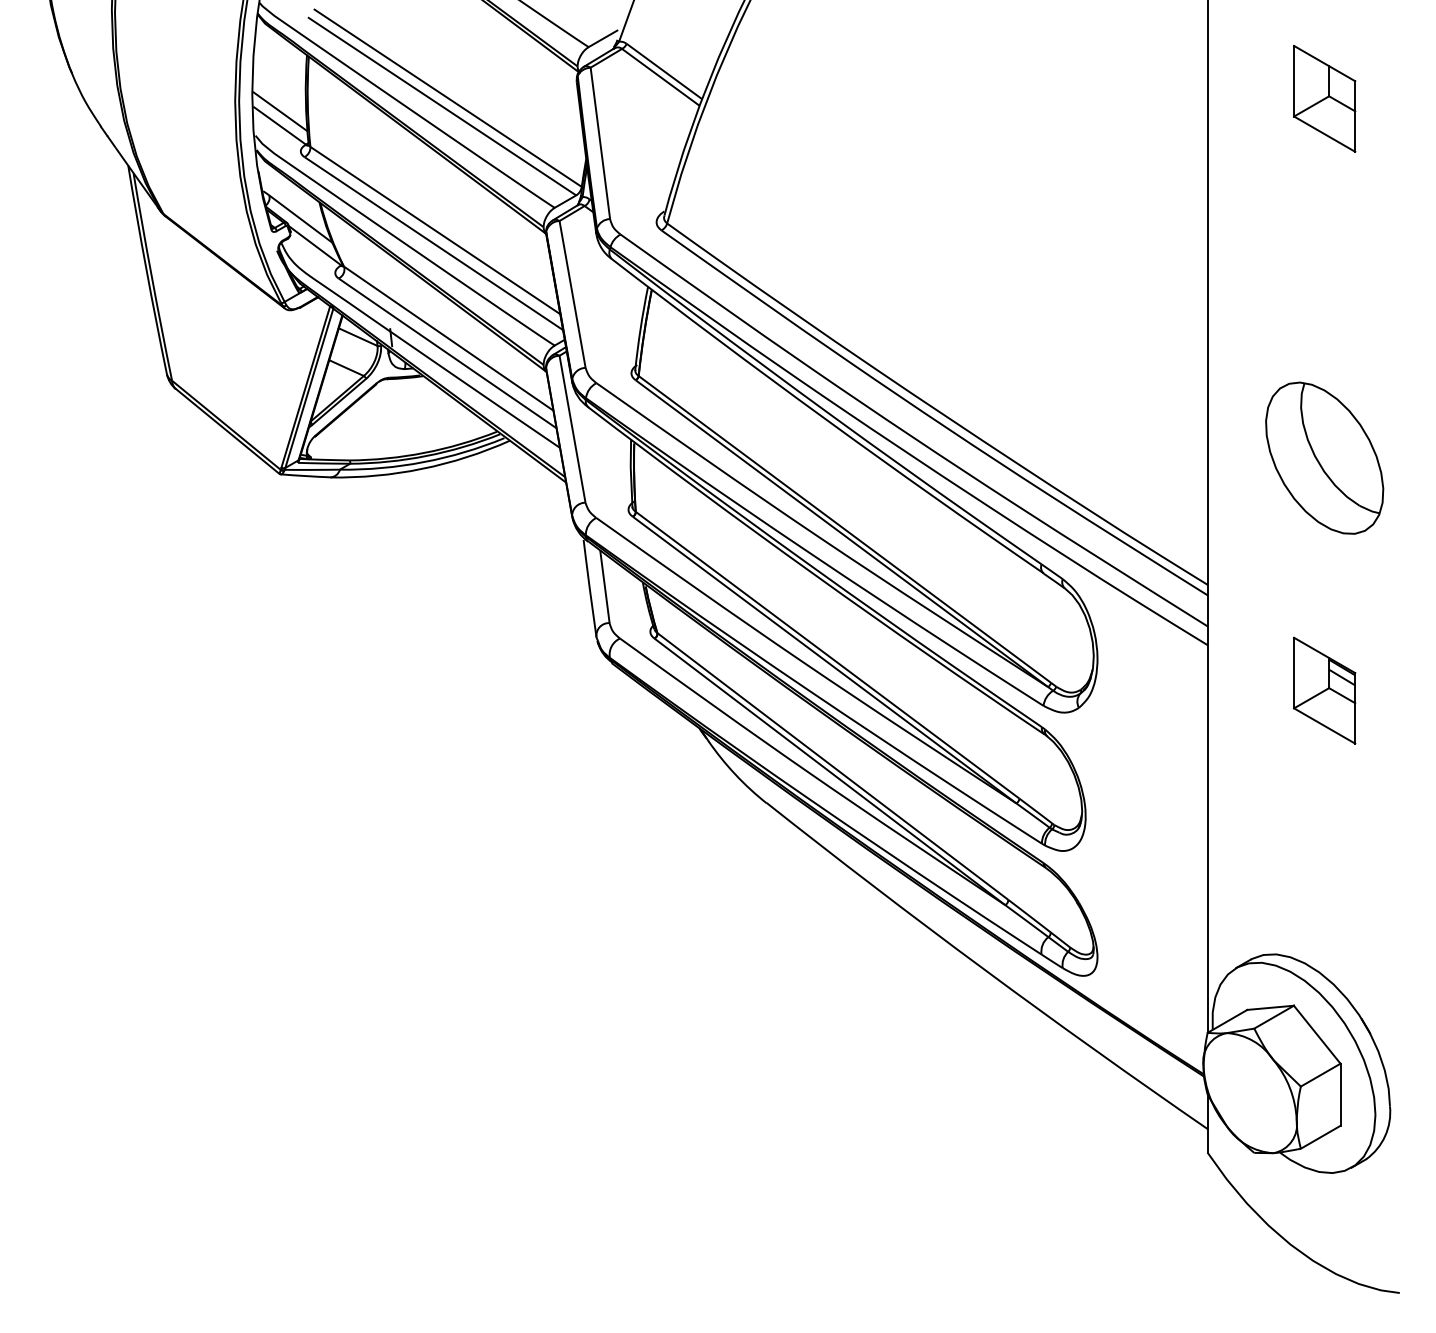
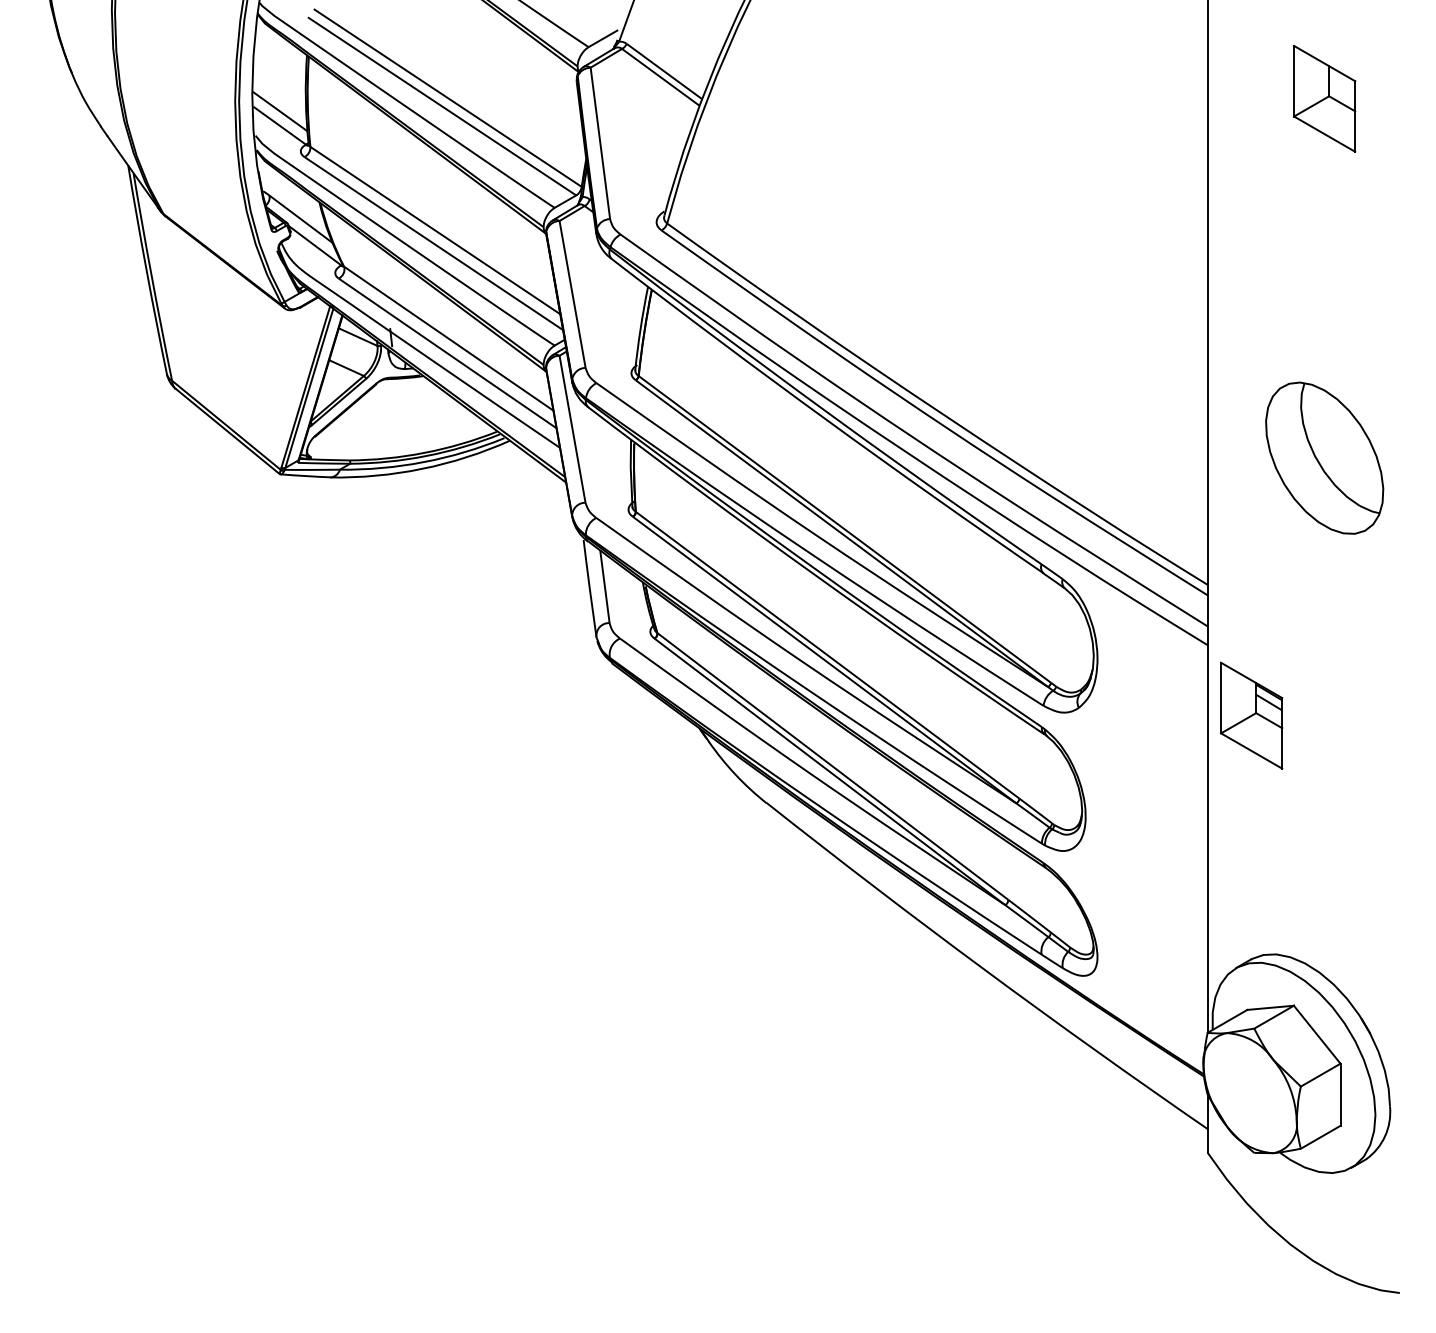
part position: (1324, 690) -> (1251, 715) (1251, 715)
